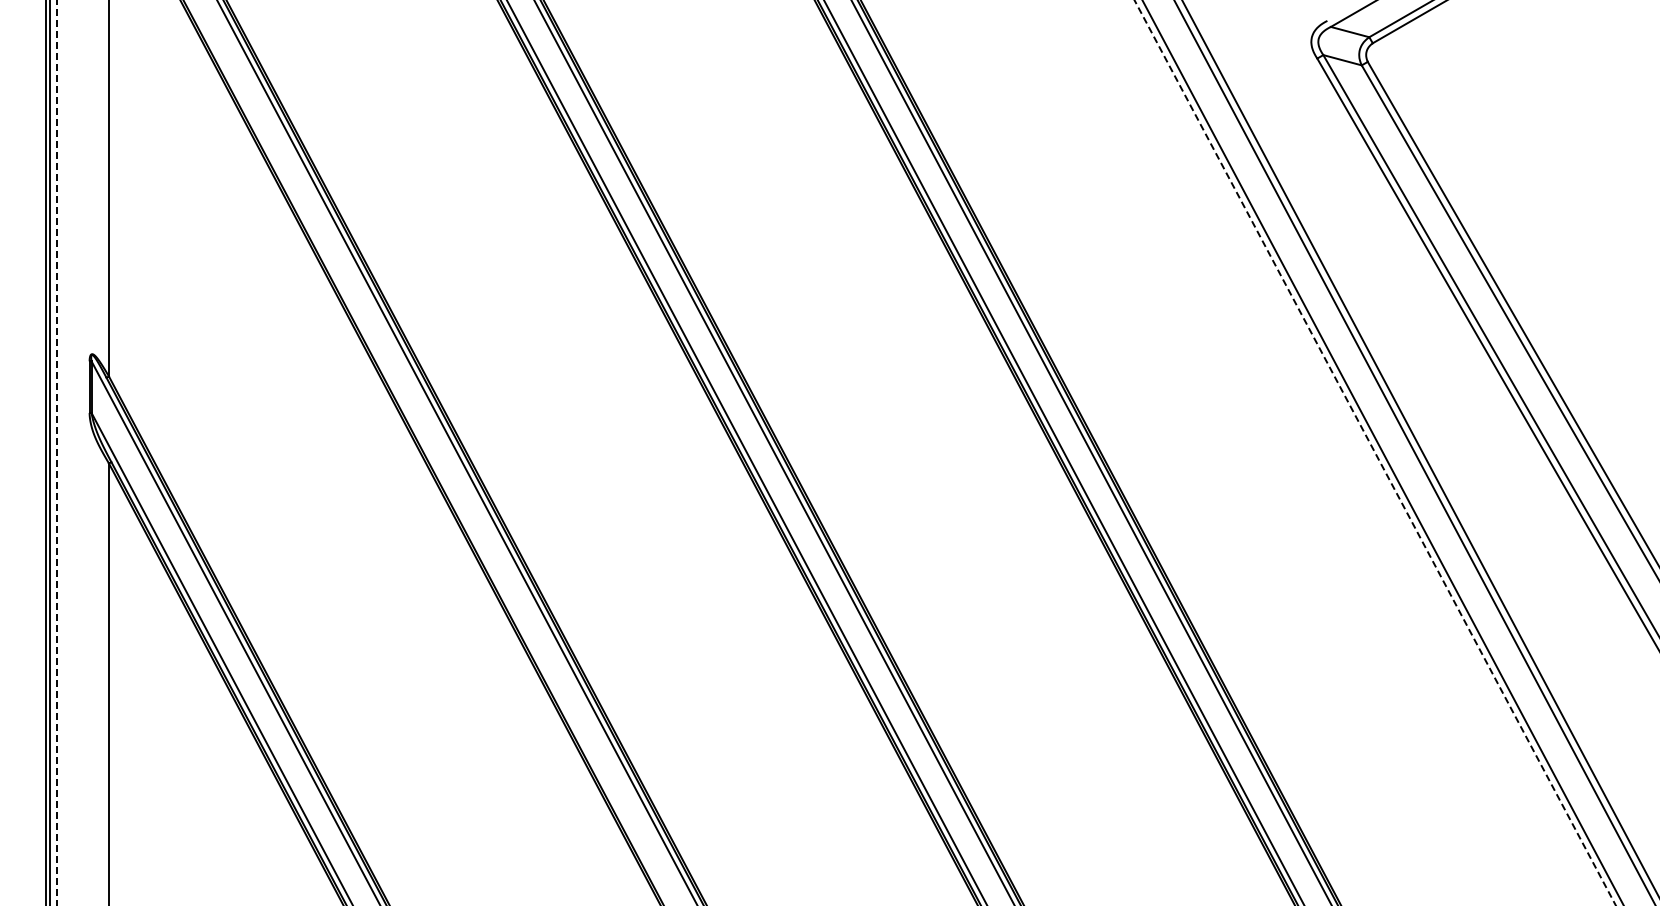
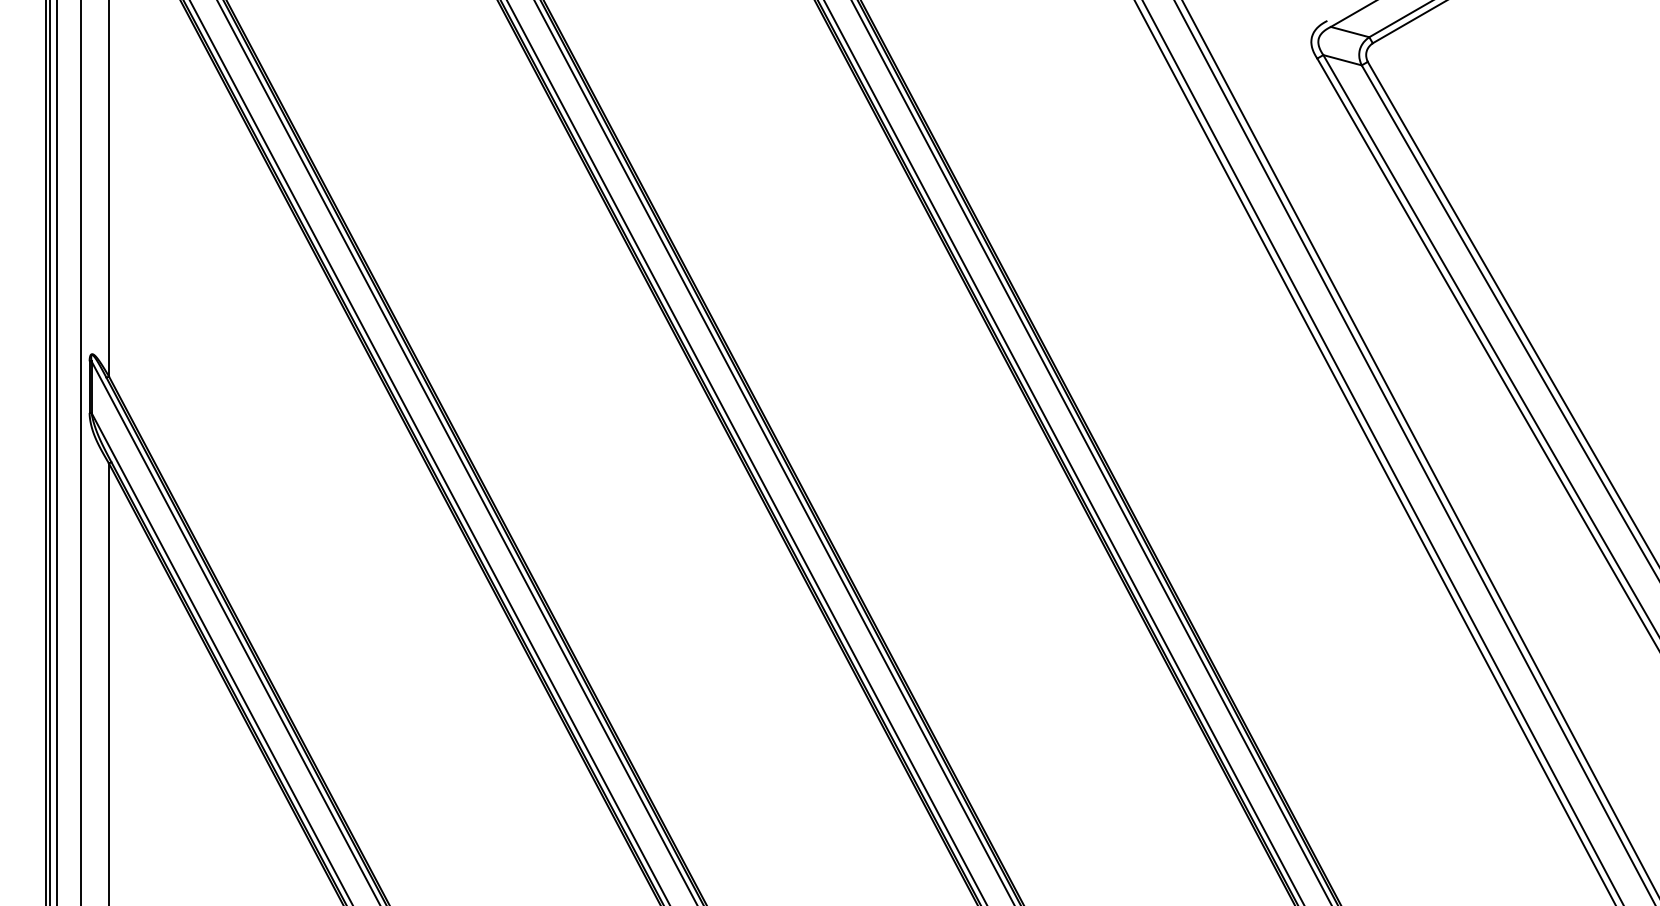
line: none -> present (81, 452)
line: none -> present (429, 452)
line: dashed -> solid (1375, 452)
line: dashed -> solid (57, 453)
